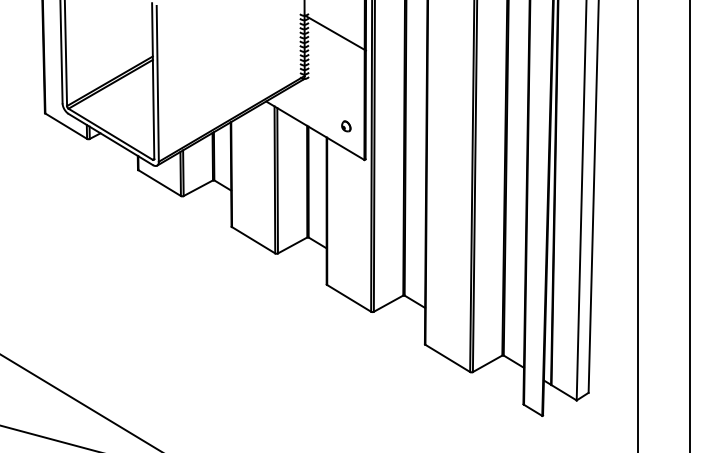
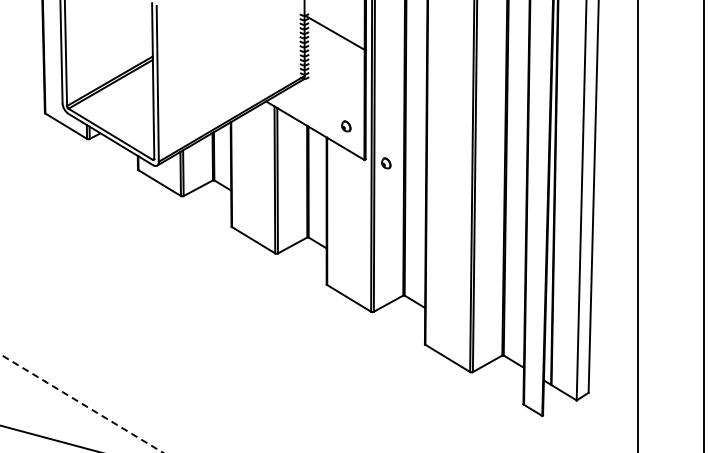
part: none -> present (386, 163)
line position: (689, 225) -> (703, 225) (703, 225)
line: solid -> dashed (82, 403)
